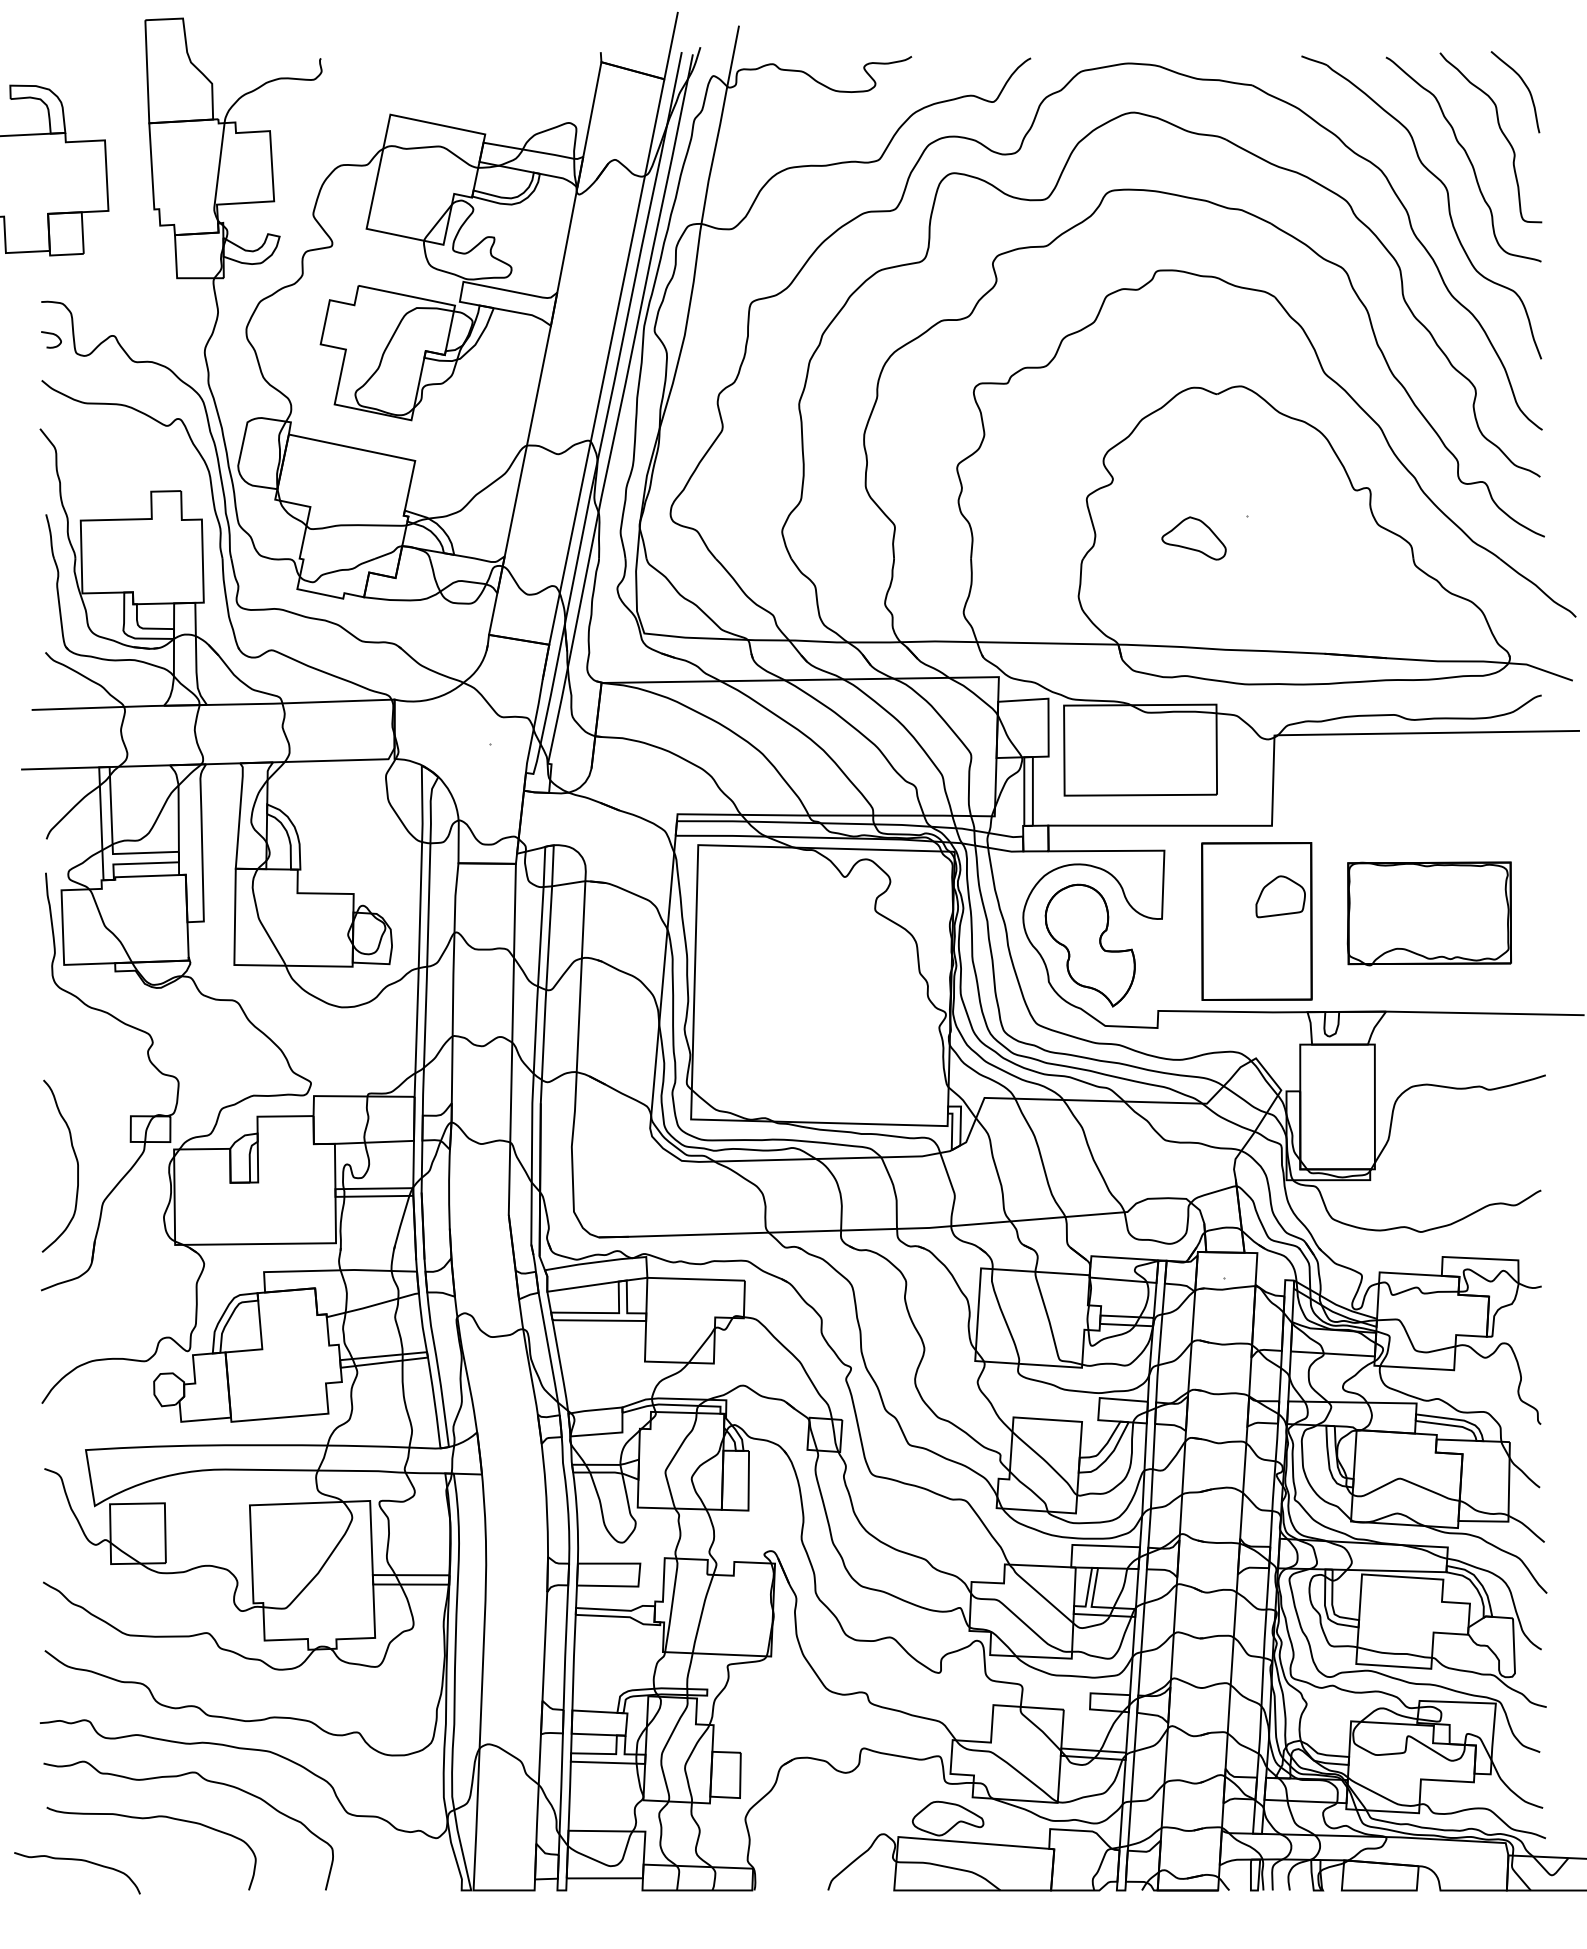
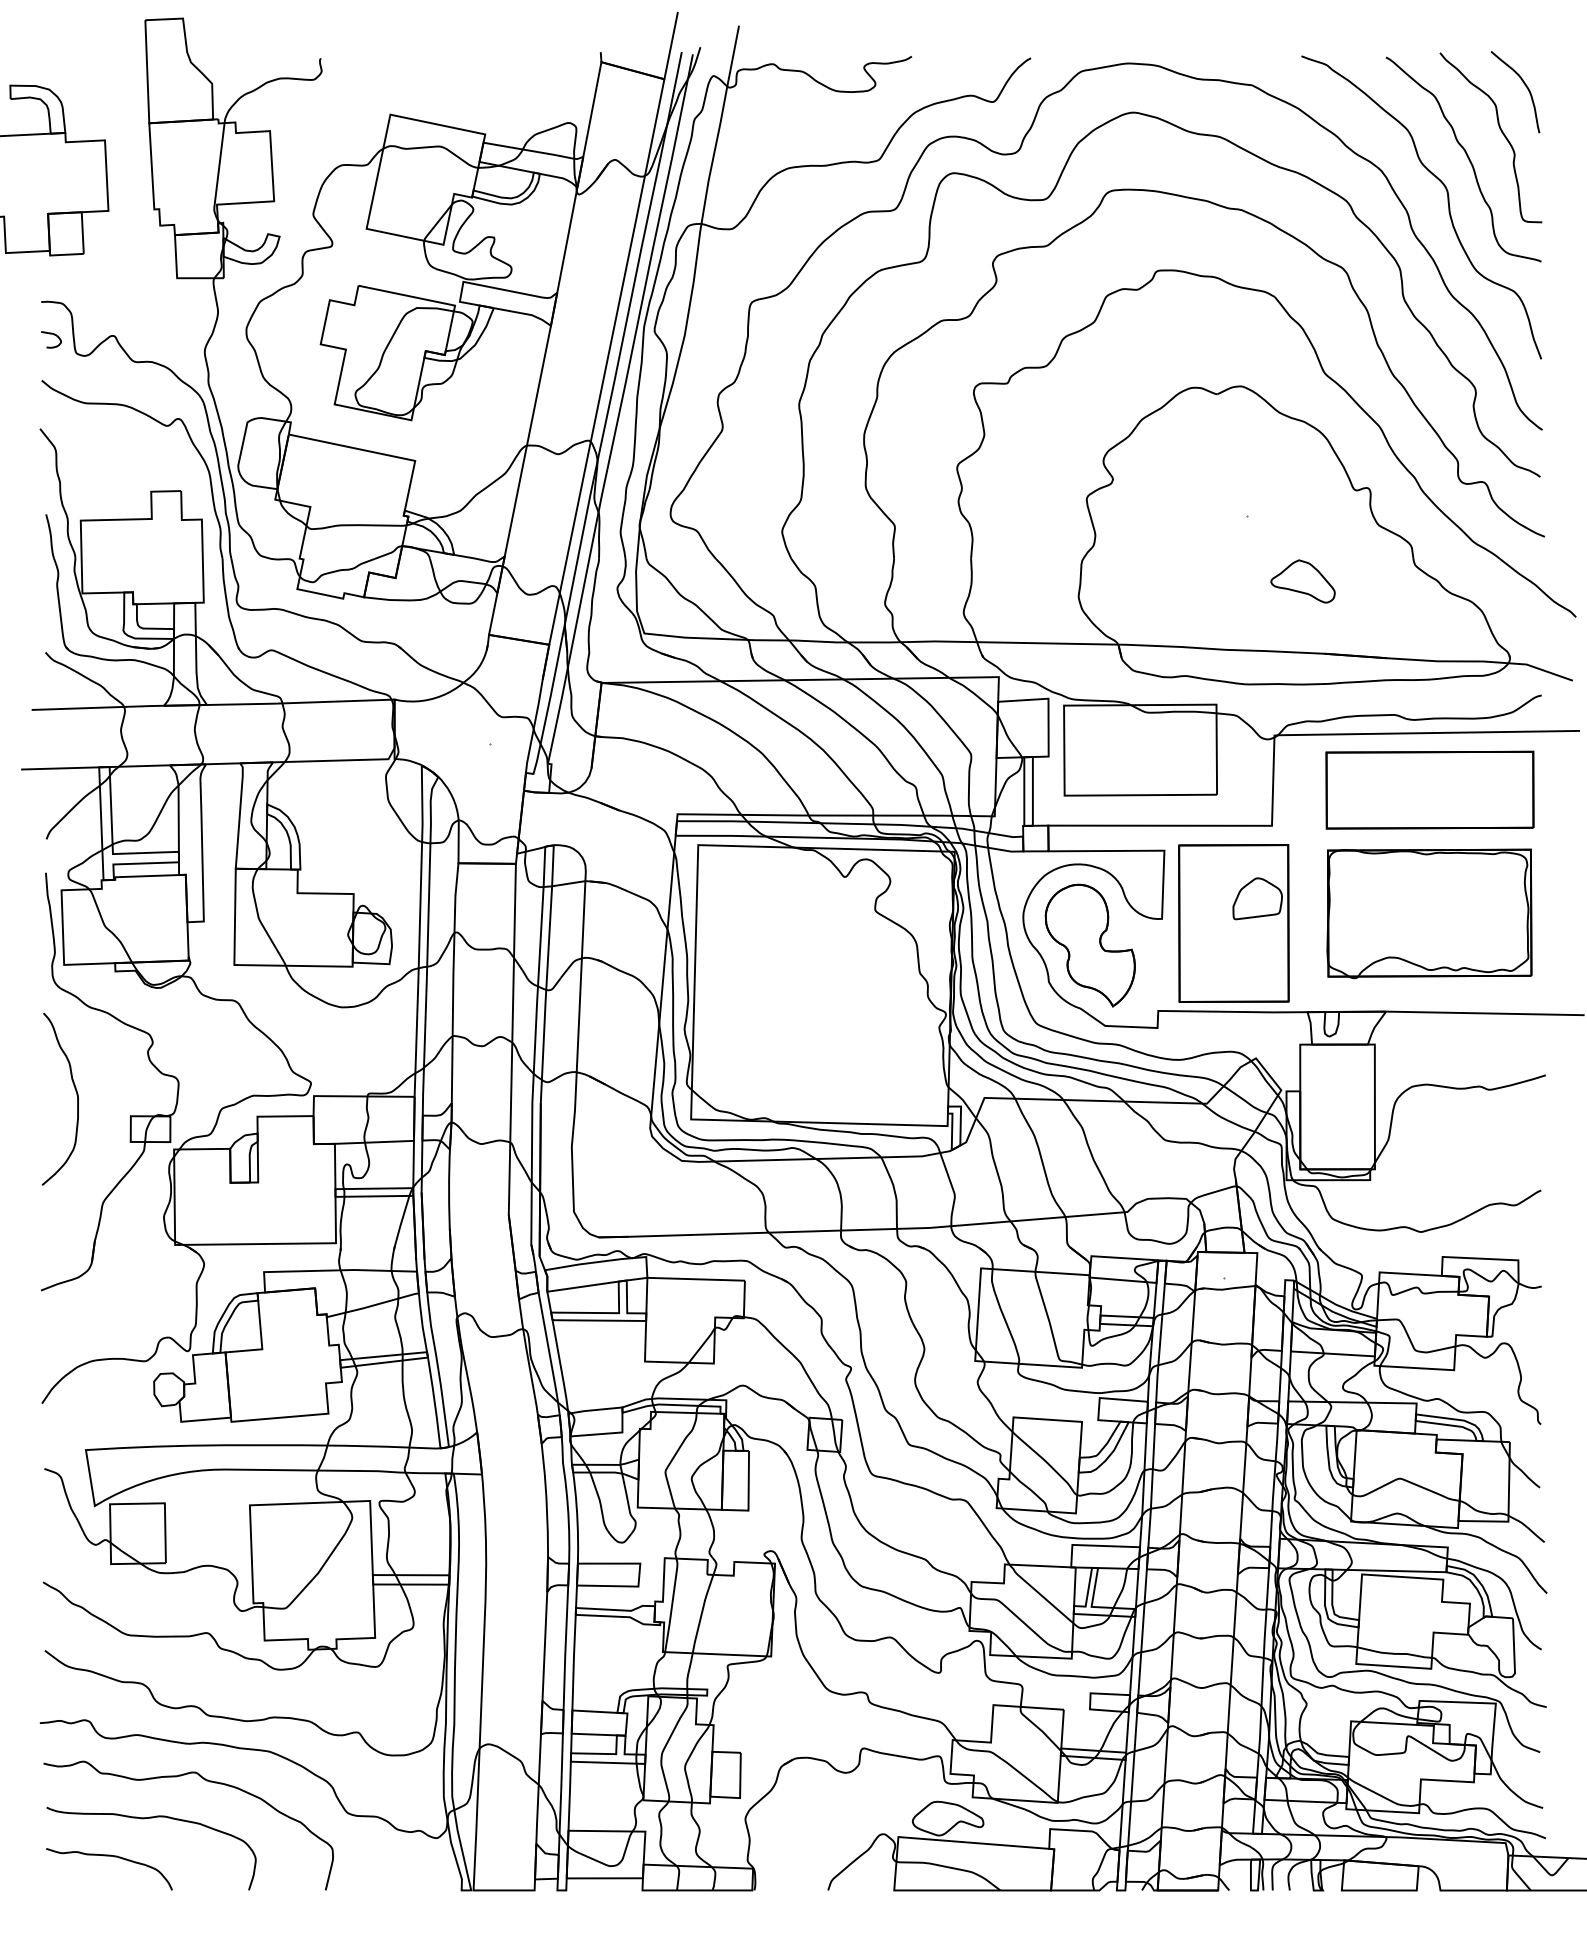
part position: (1193, 538) -> (1302, 581) (1302, 581)
part: none -> present (1429, 789)
part size: 166x106 px -> 207x132 px (1429, 913)
part position: (1256, 921) -> (1233, 923) (1233, 923)
curve position: (76, 1162) -> (76, 1095) (76, 1095)
curve position: (77, 1860) -> (109, 1856) (109, 1856)
